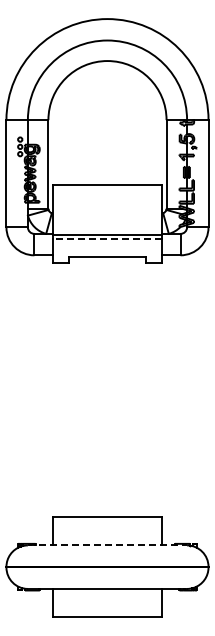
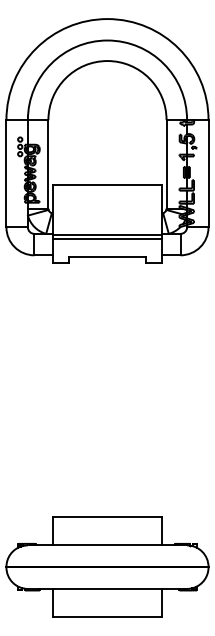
line: dashed -> solid (106, 239)
line: dashed -> solid (107, 545)
